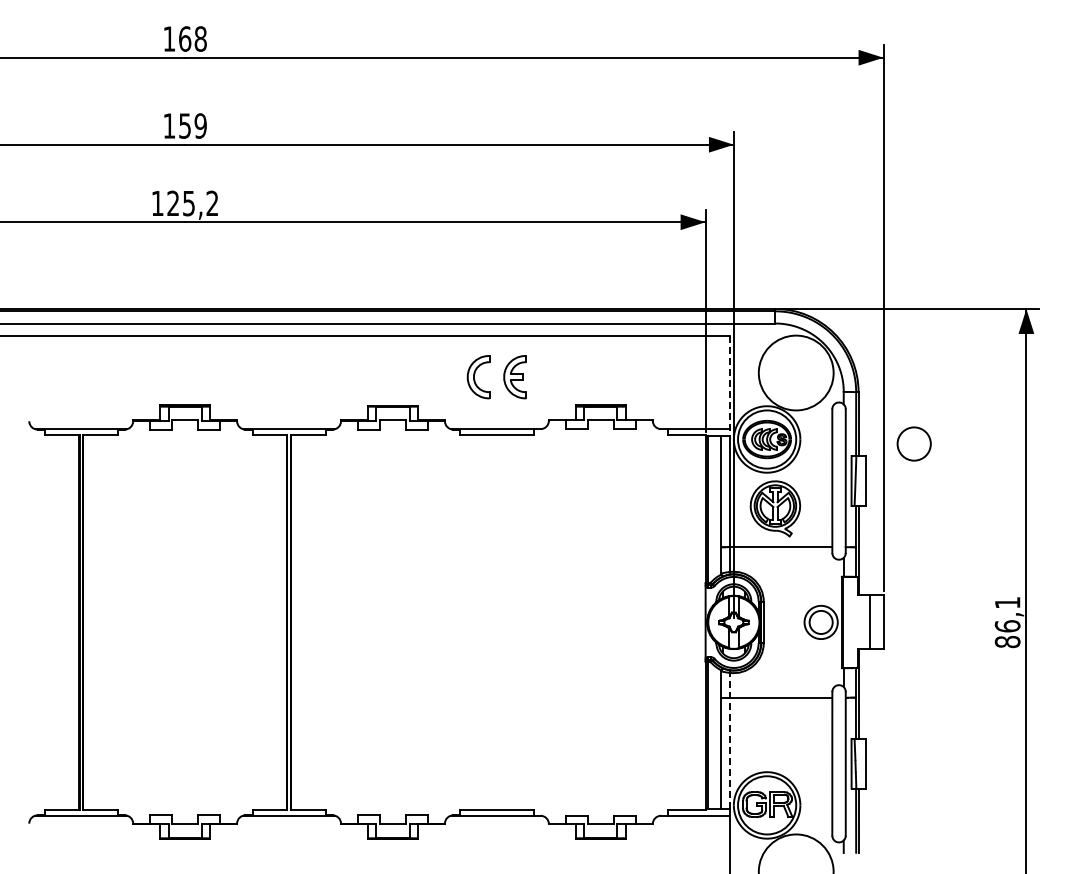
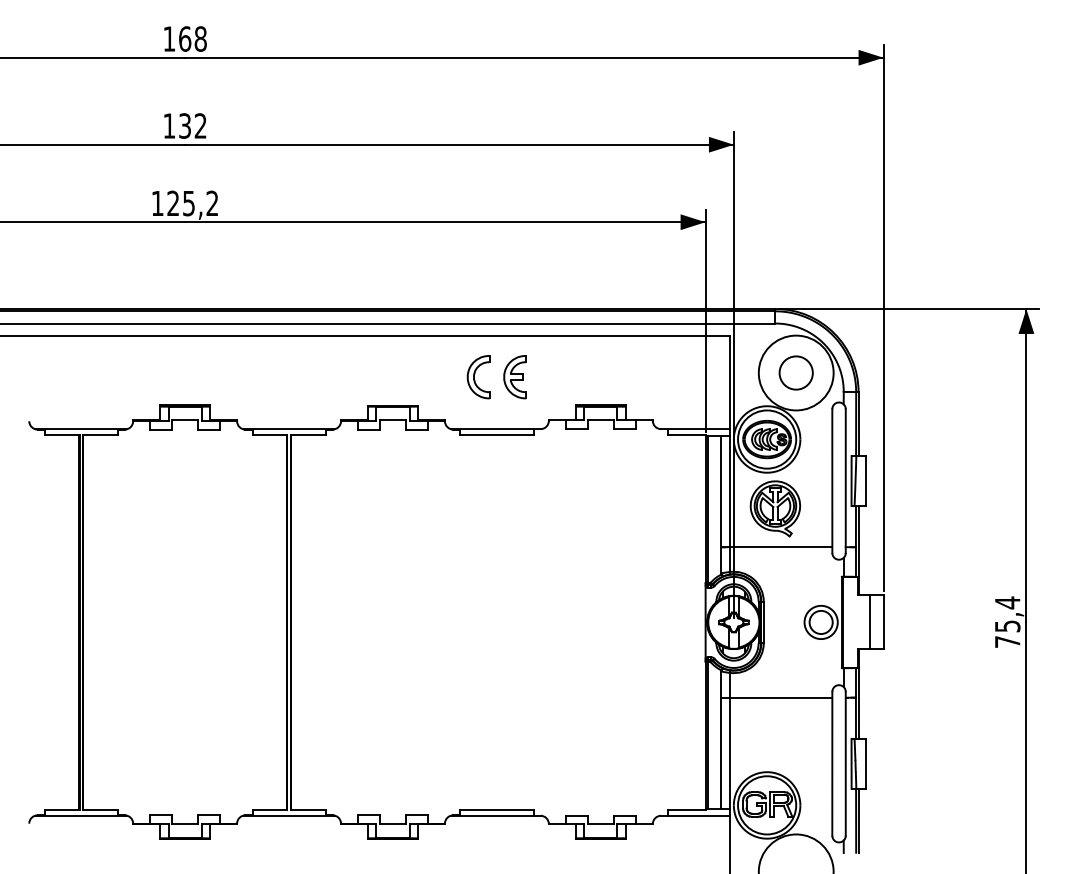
text: 159 -> 132 (192, 125)
line: dashed -> solid (729, 386)
circle position: (913, 443) -> (795, 372) (795, 372)
text: 86,1 -> 75,4 (1007, 622)
line: dashed -> solid (729, 740)
